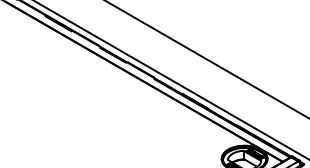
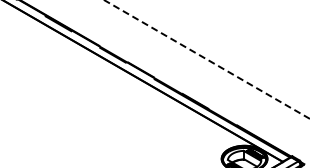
line: solid -> dashed (206, 59)
line: present -> none (171, 80)
